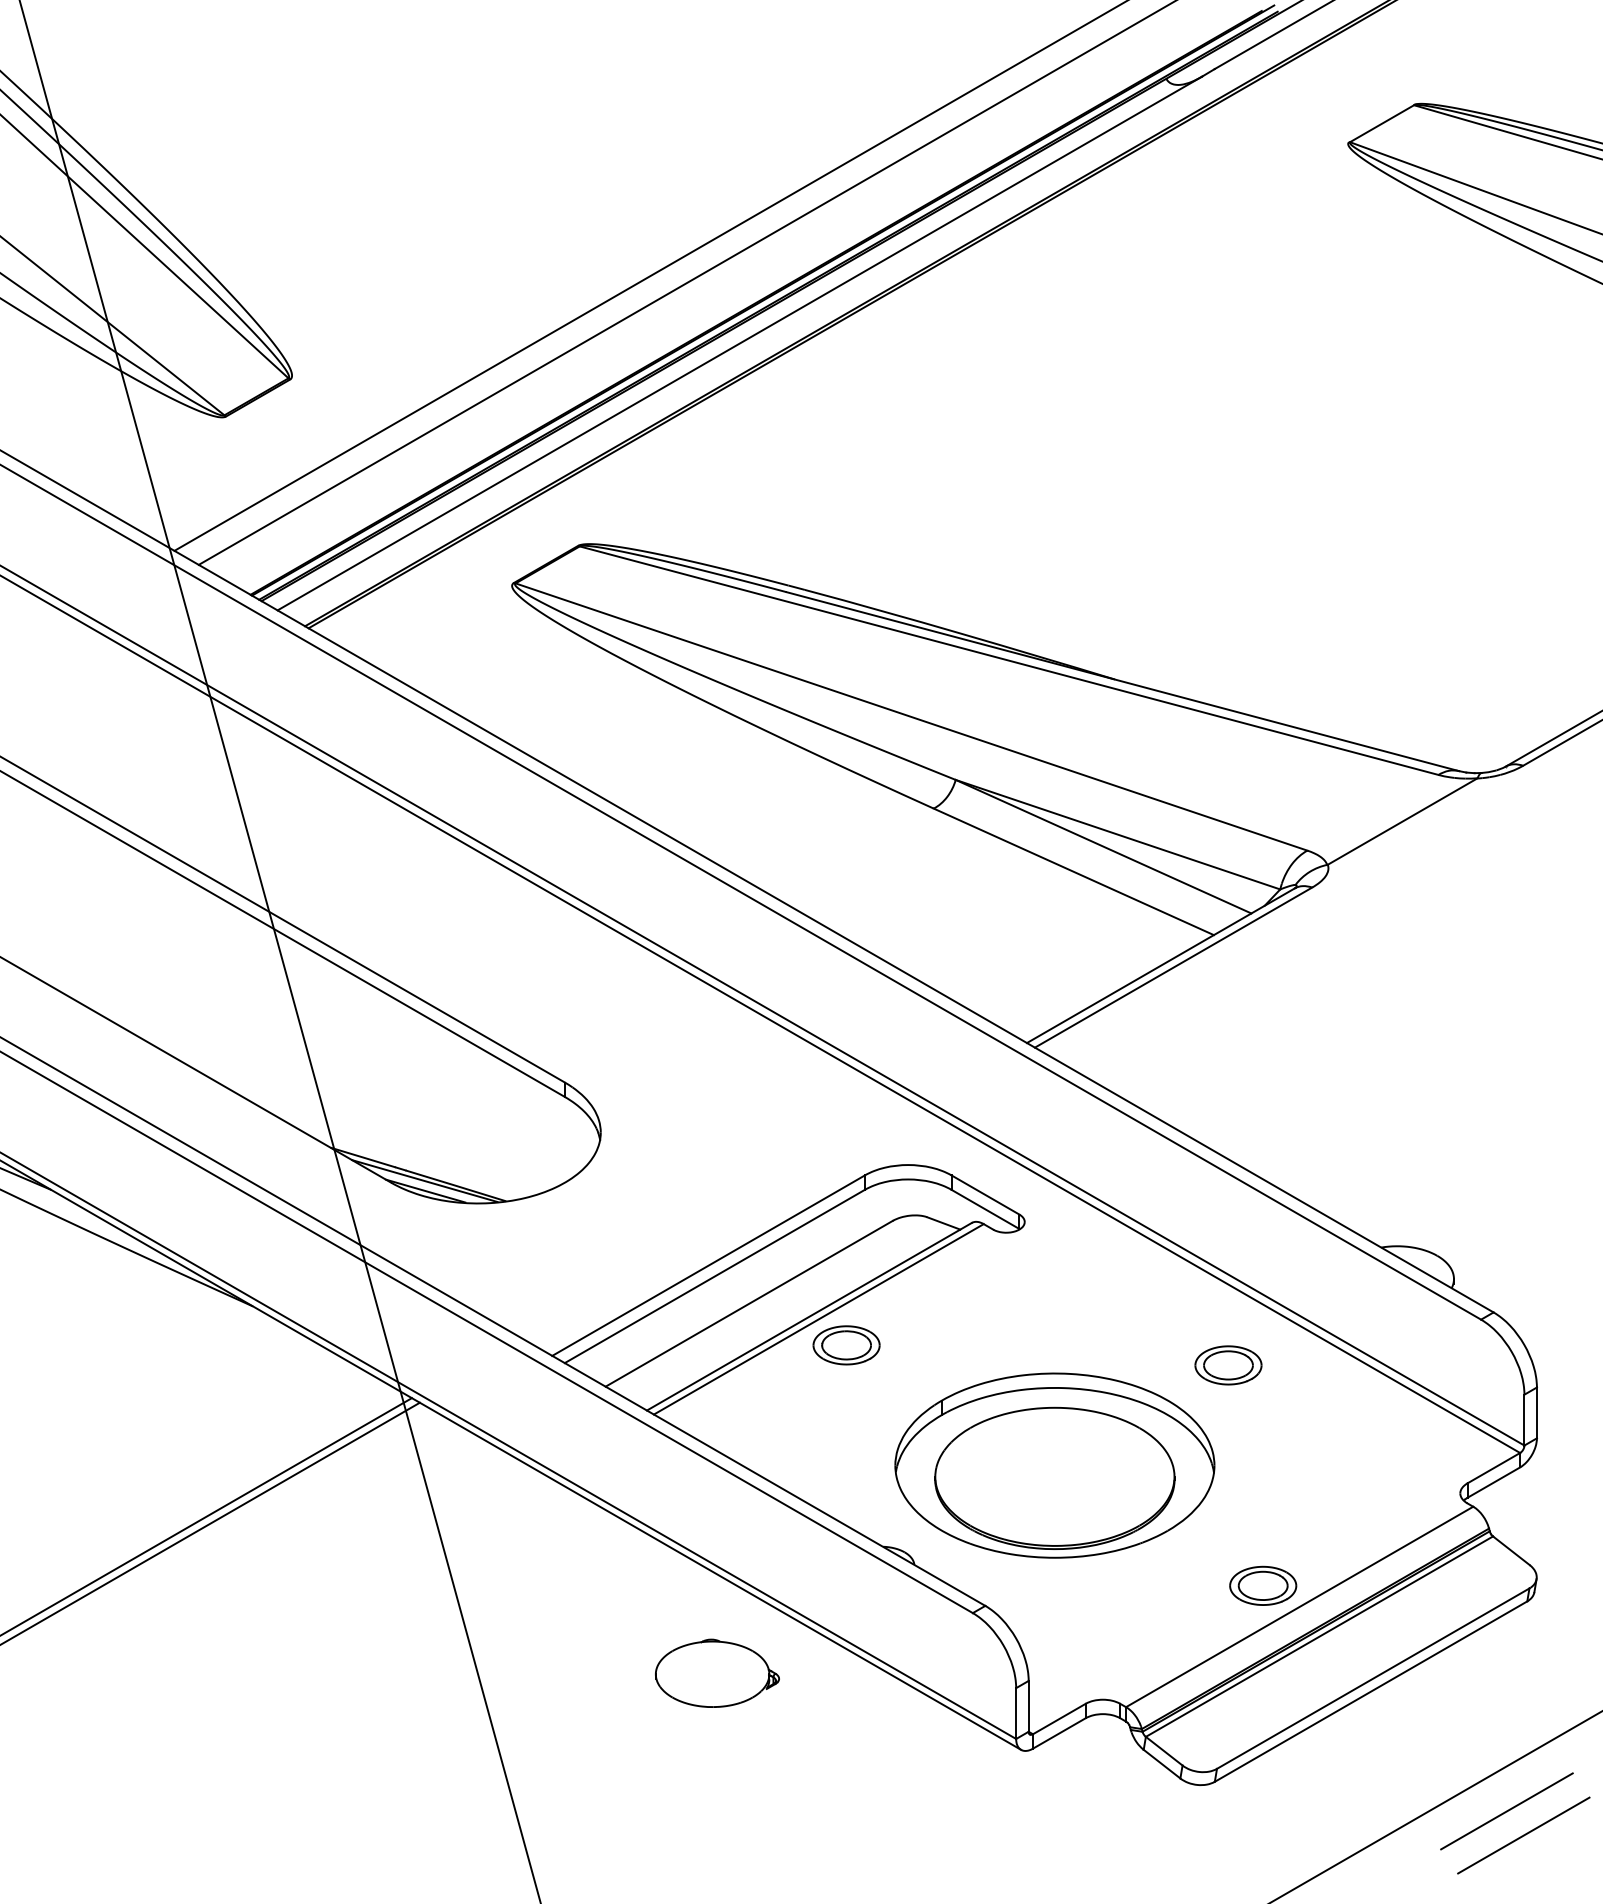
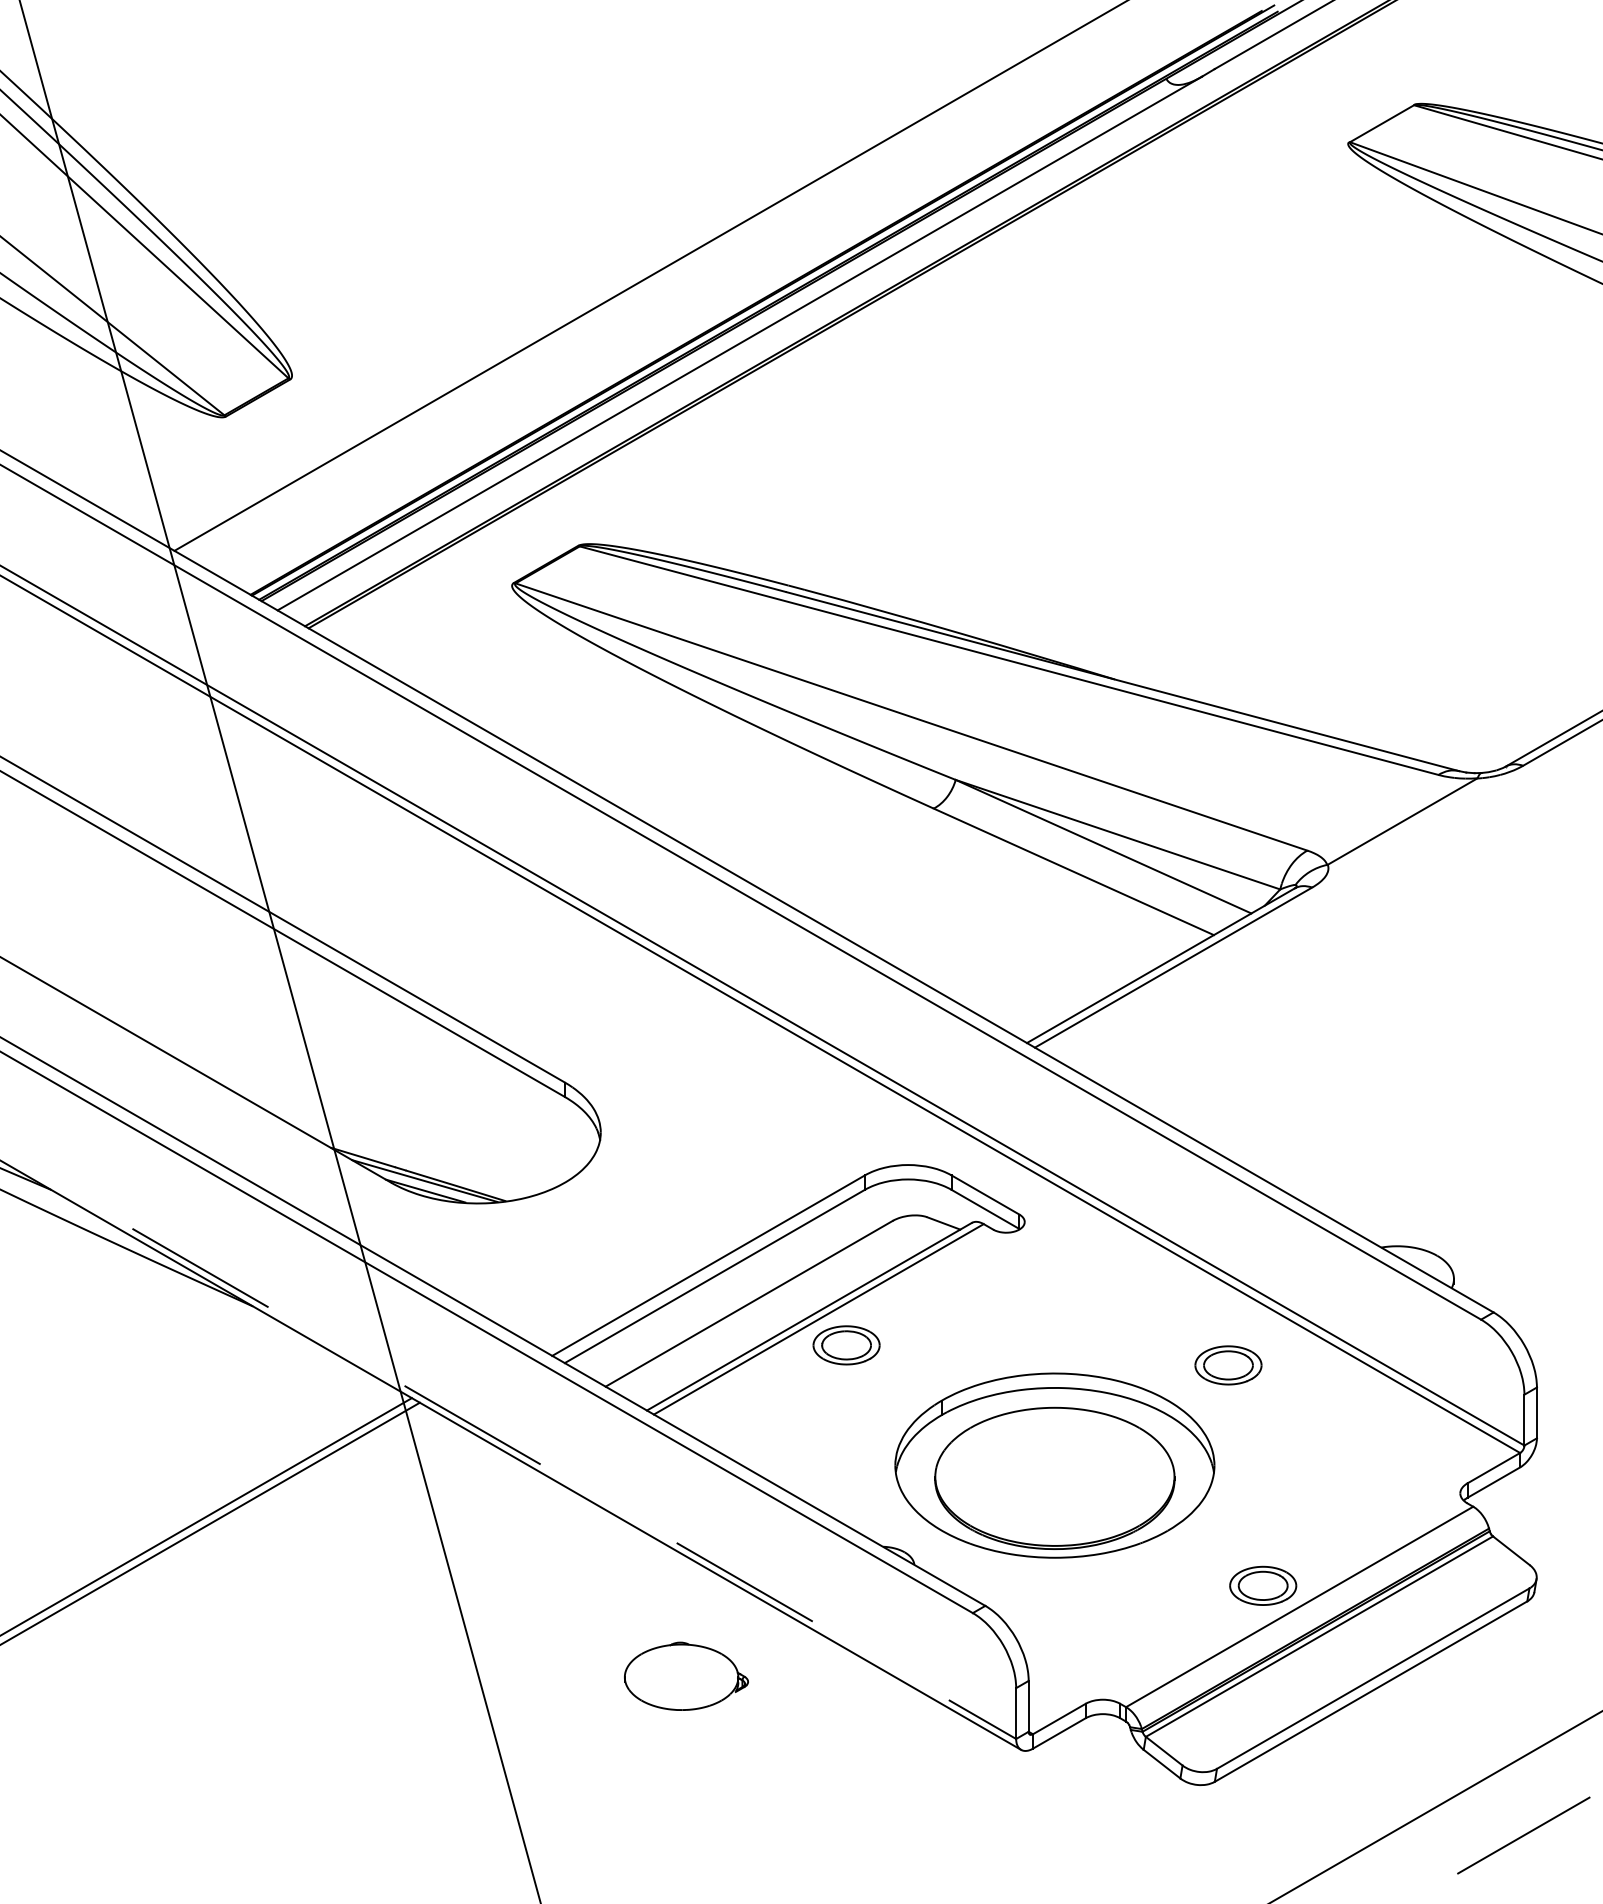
line: present -> none (685, 283)
line: solid -> dashed (508, 1446)
part position: (717, 1672) -> (686, 1675) (686, 1675)
line: present -> none (1506, 1811)
